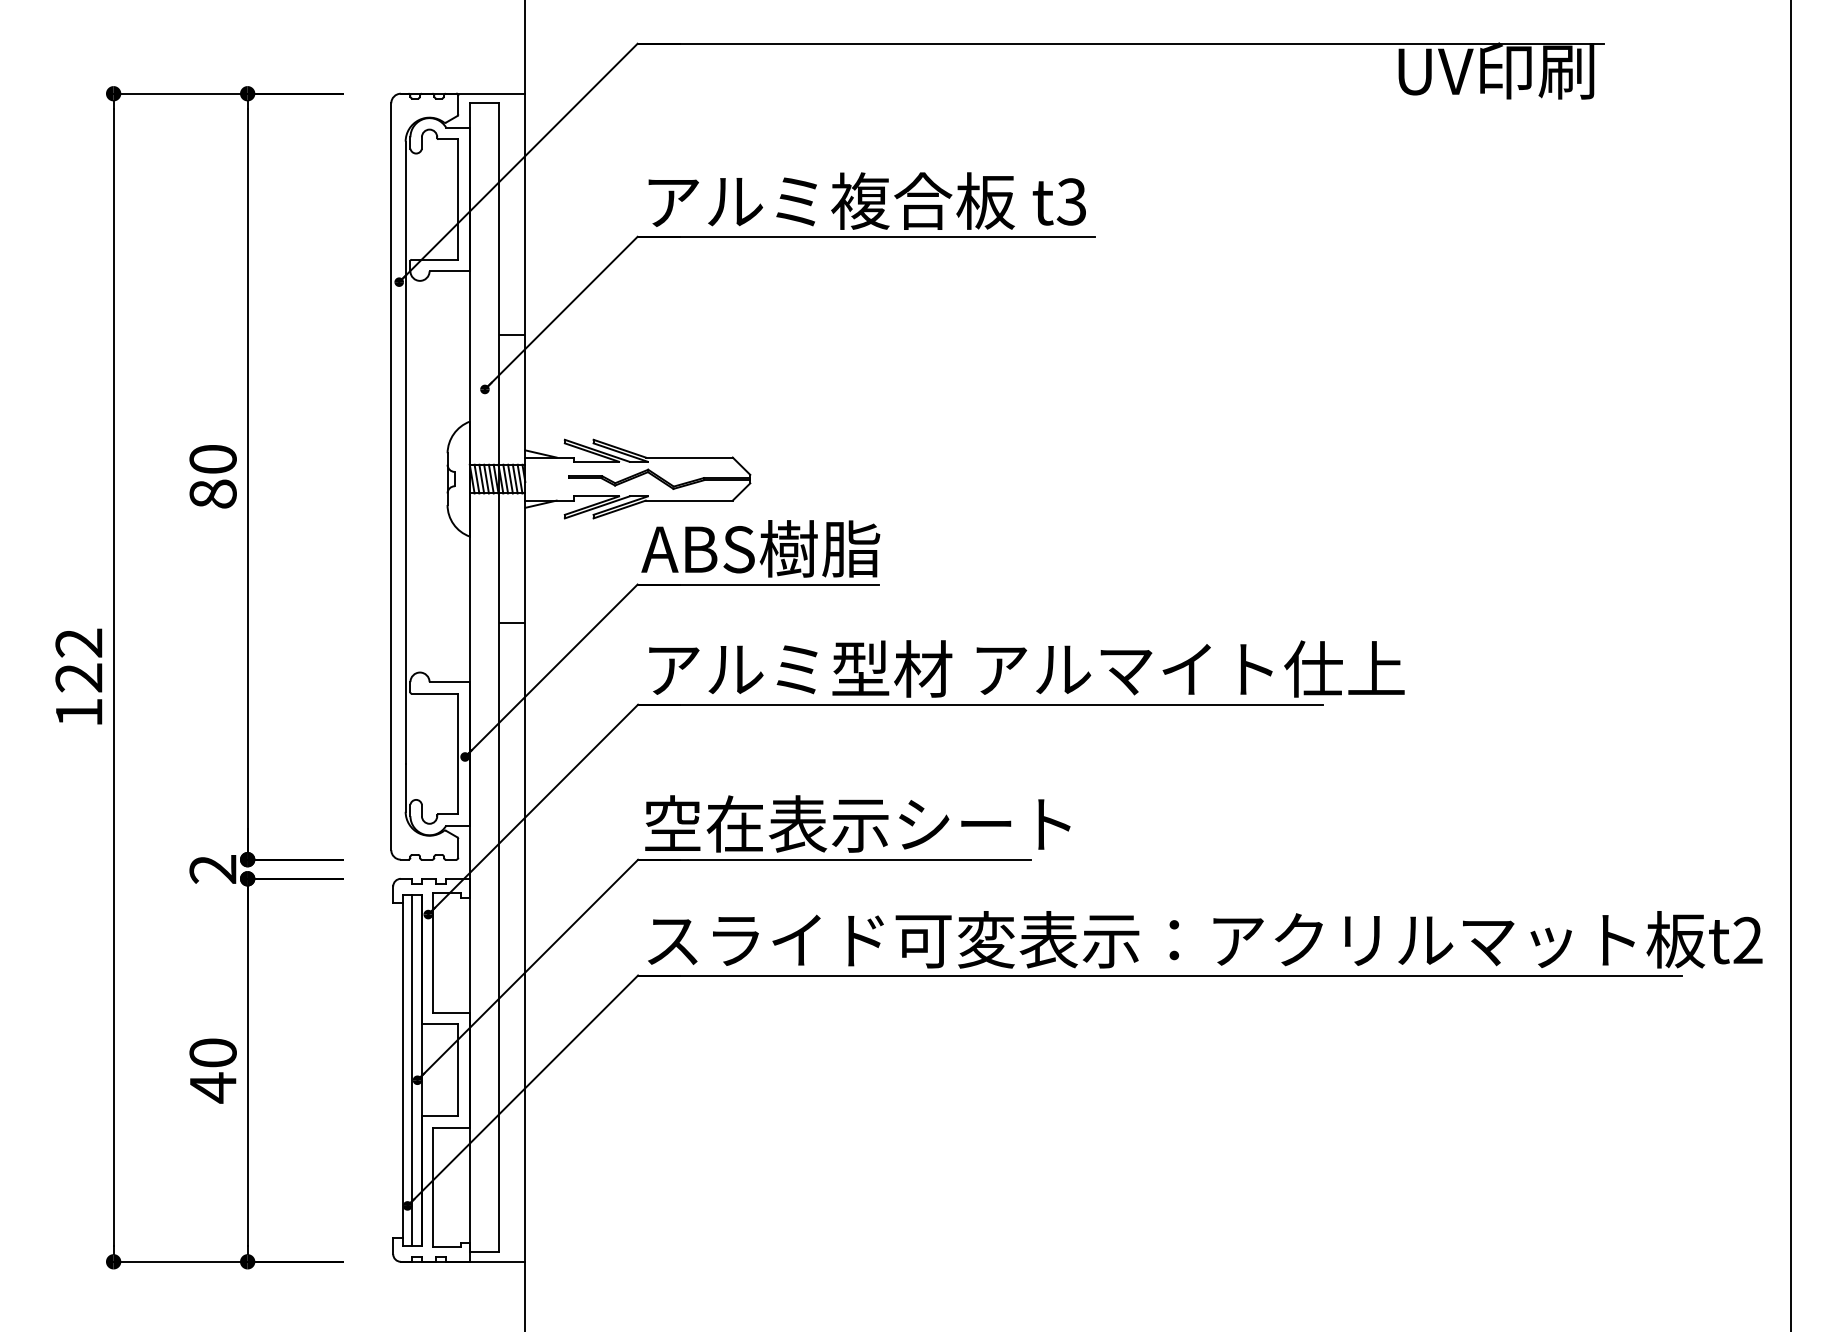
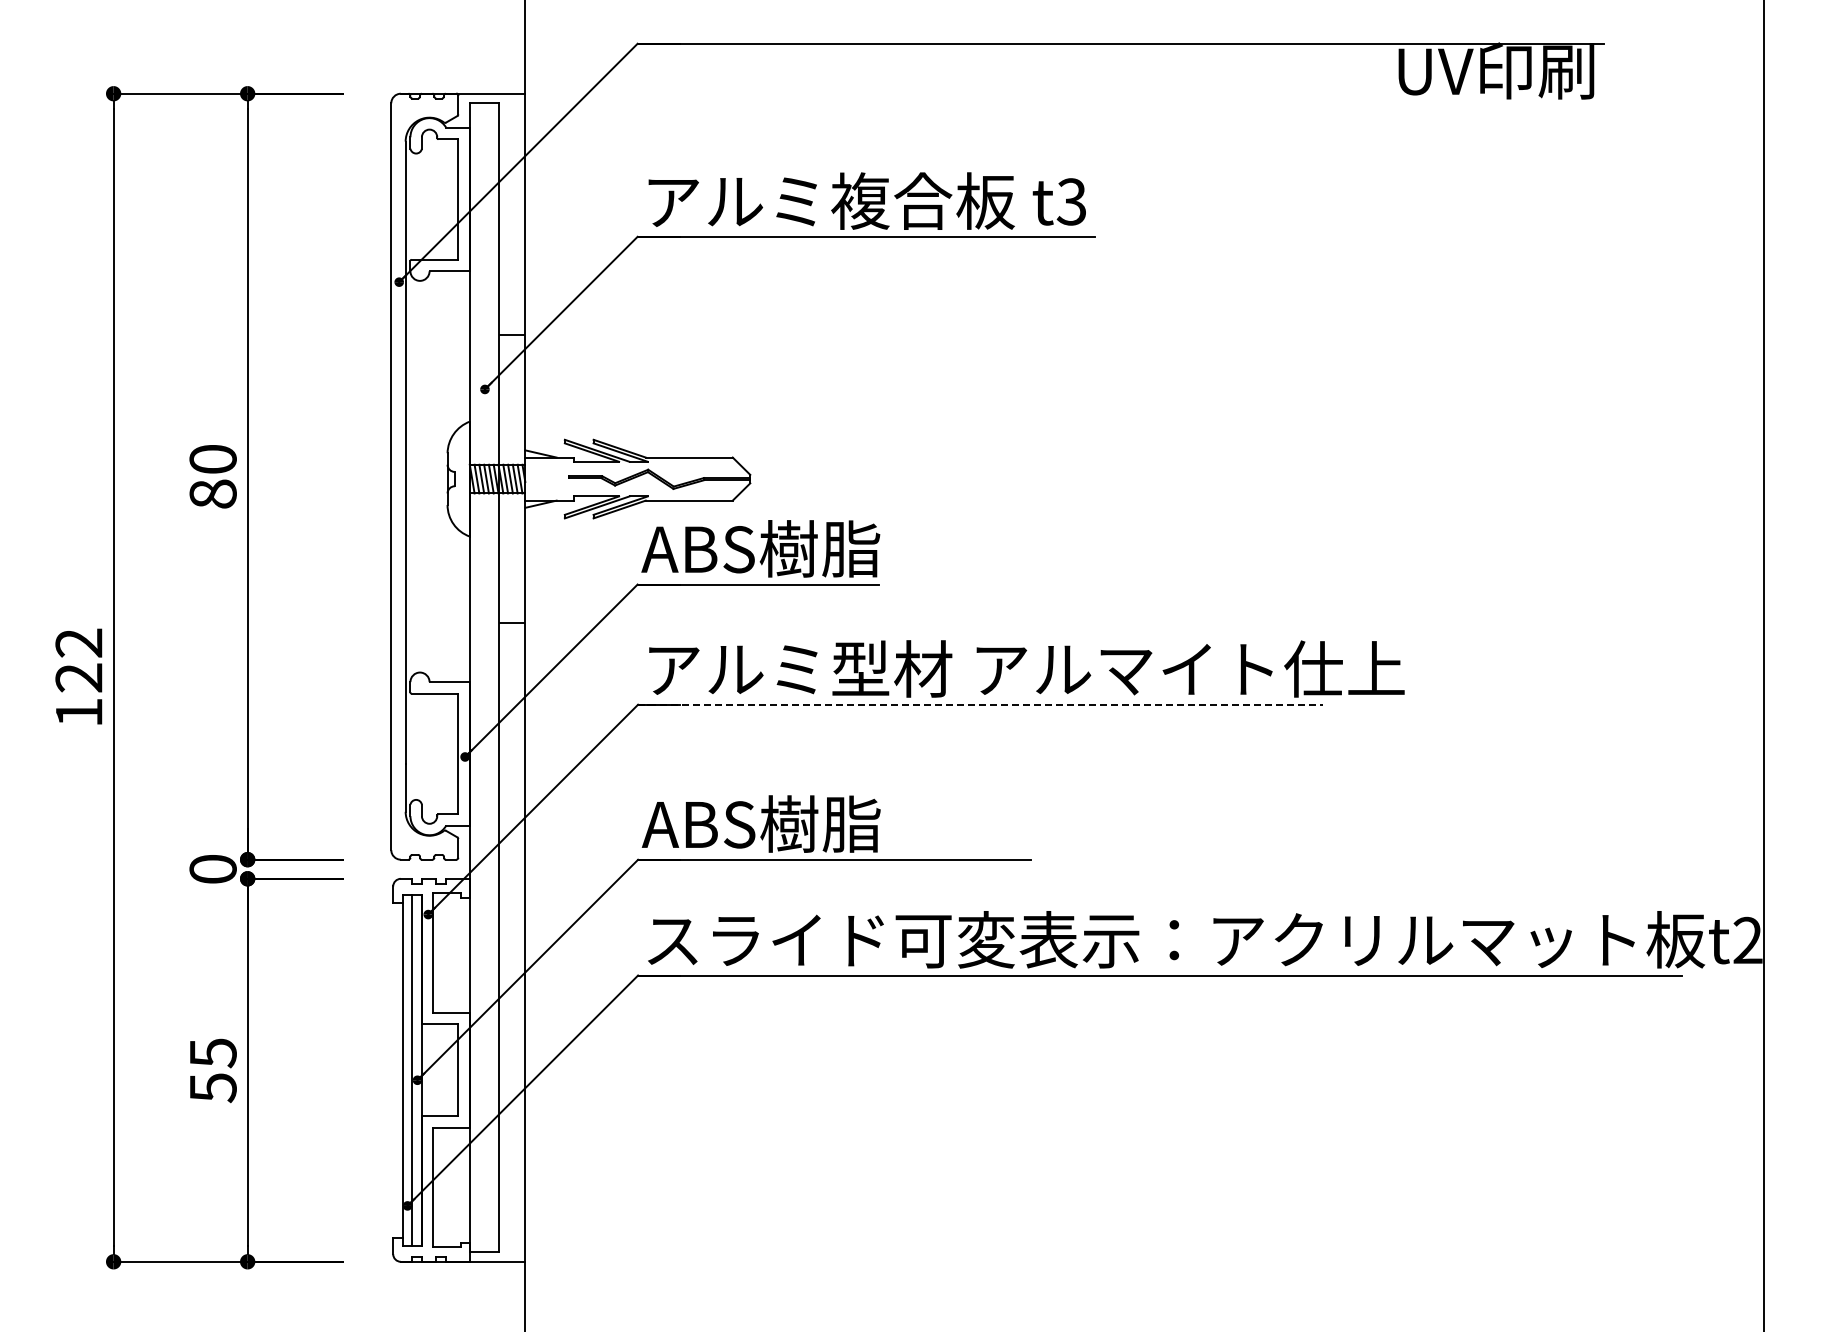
line position: (1790, 665) -> (1763, 665) (1763, 665)
line: solid -> dashed (980, 704)
text: 空在表示シート -> ABS樹脂 (855, 823)
text: 2 -> 0 (212, 869)
text: 40 -> 55 (212, 1070)
